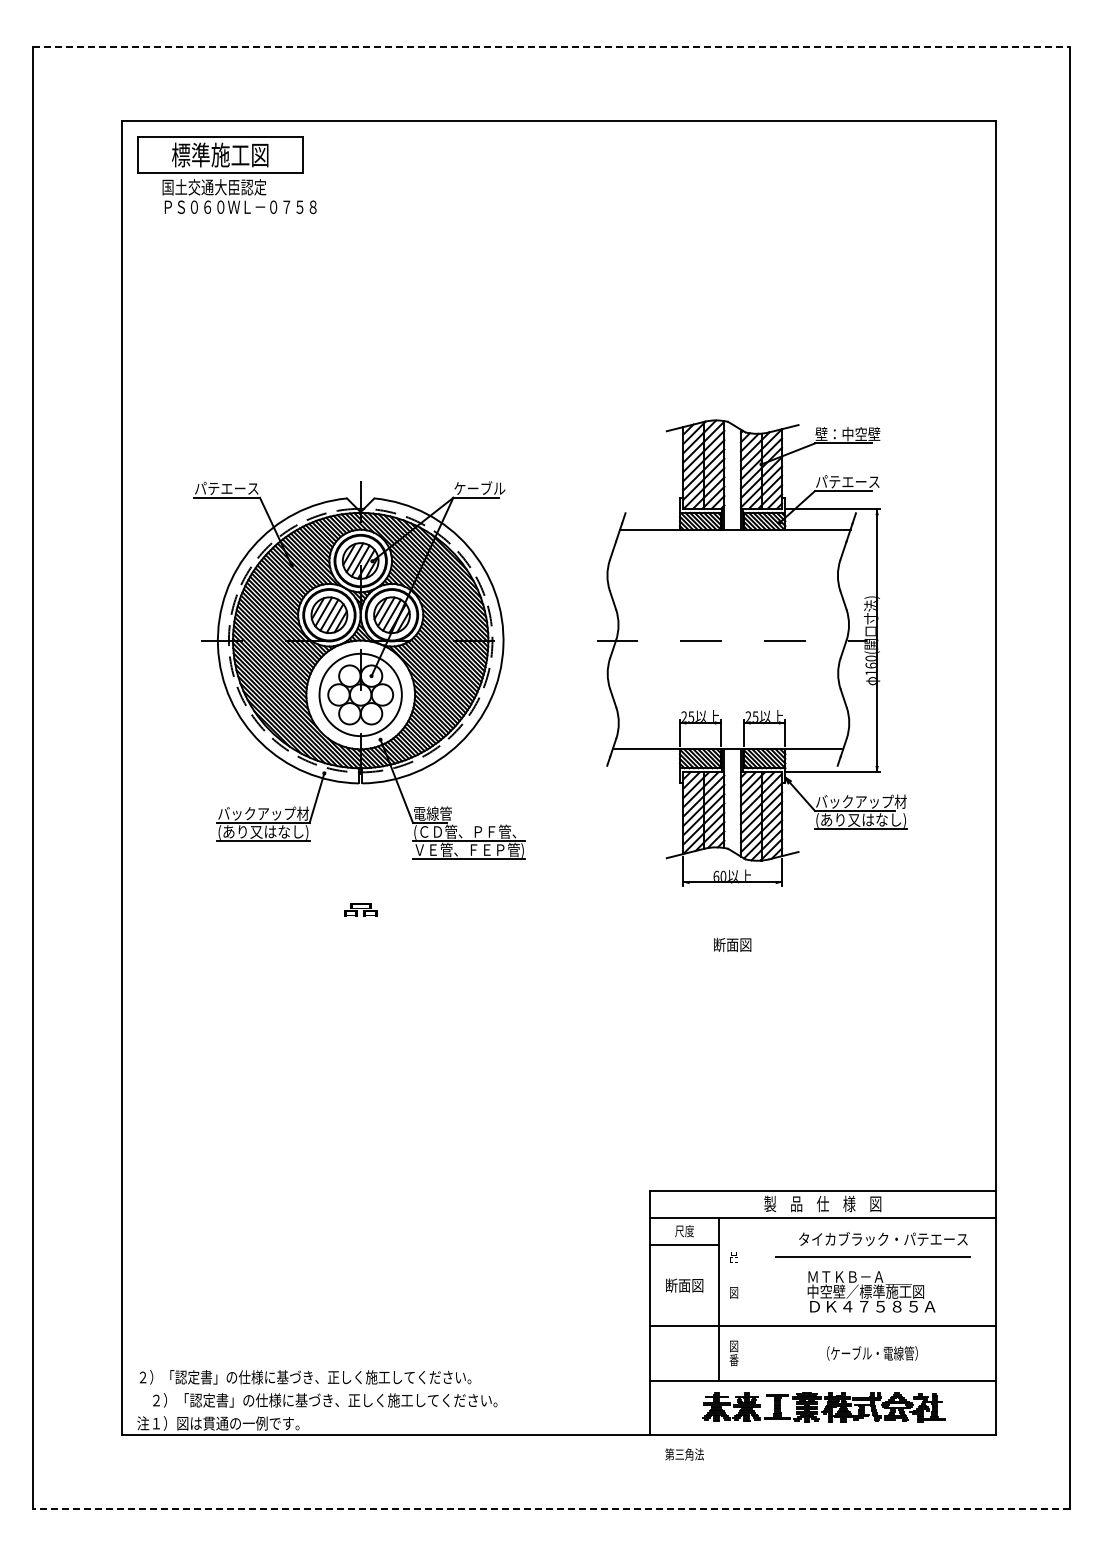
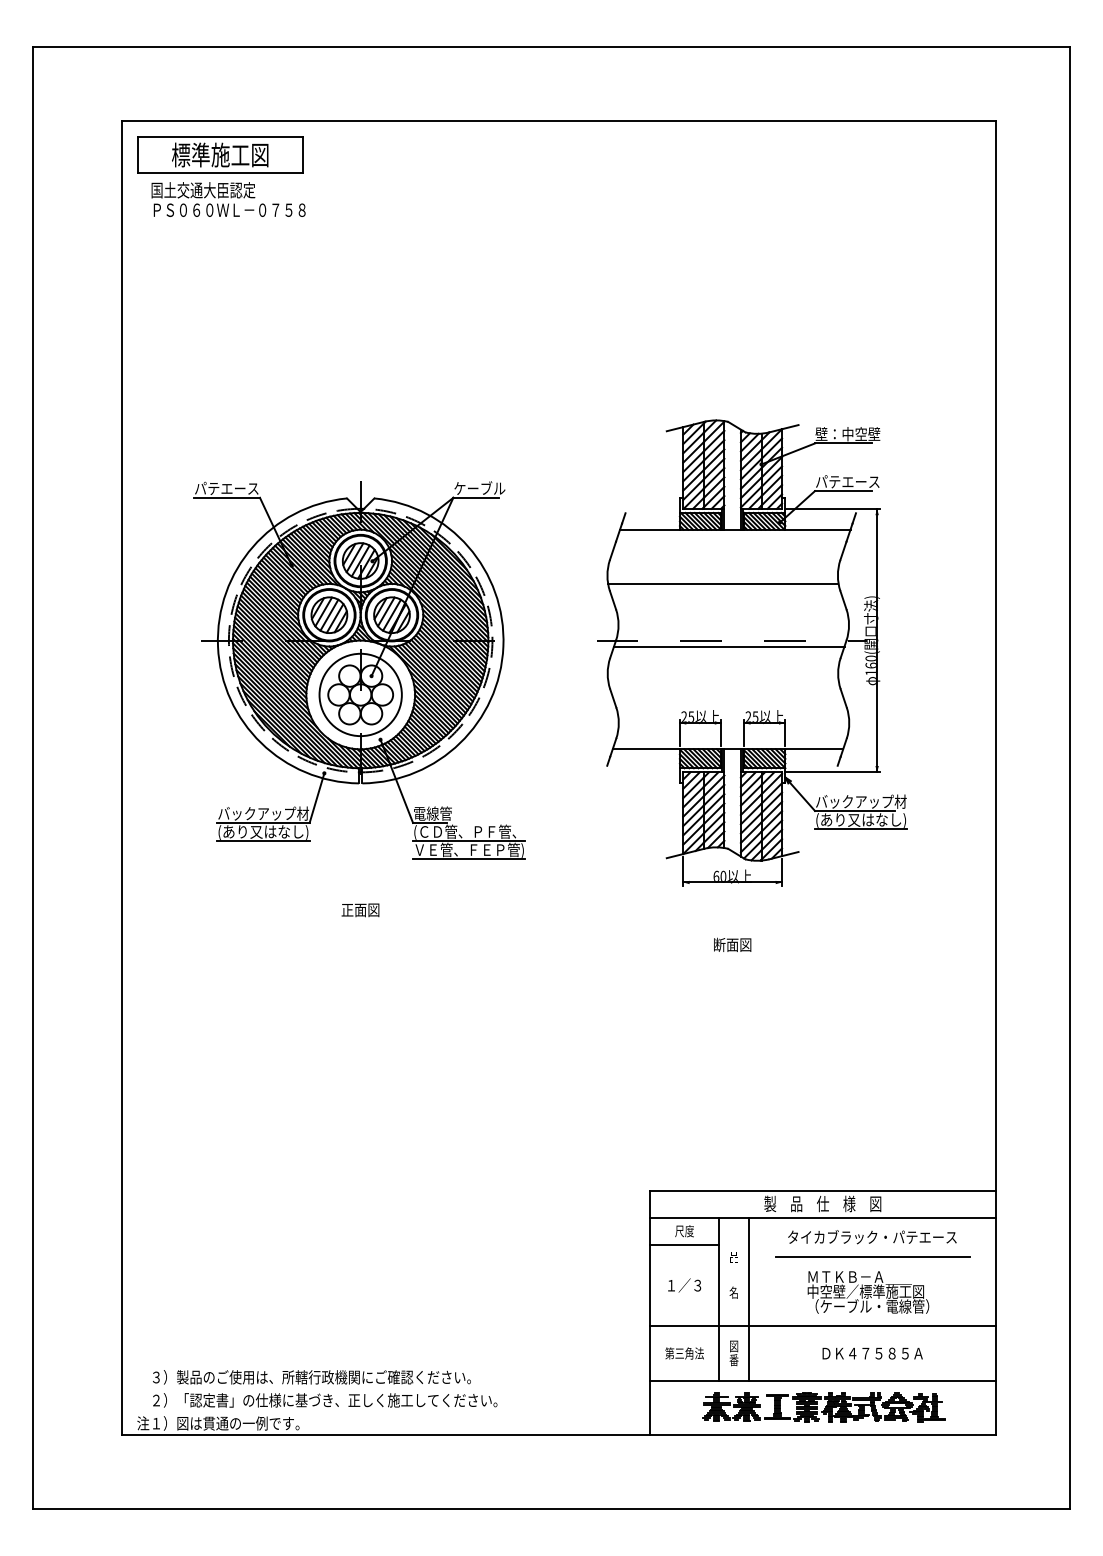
line: dashed -> solid (551, 46)
text position: (239, 196) -> (228, 199) (228, 199)
line: none -> present (723, 583)
line: none -> present (729, 646)
text: 品 -> 正面図 (360, 910)
text position: (883, 1239) -> (872, 1237) (872, 1237)
text: 断面図 -> １／３ (684, 1285)
text: 図 -> 名 (733, 1292)
line: none -> present (748, 1298)
text: ＤＫ４７５８５Ａ -> （ケーブル・電線管） (872, 1306)
text: （ケーブル・電線管） -> ＤＫ４７５８５Ａ (872, 1353)
text: ２）「認定書」の仕様に基づき、正しく施工してください。 -> ３）製品のご使用は、所轄行政機関にご確認ください。 (305, 1377)
text position: (684, 1454) -> (684, 1353) (684, 1353)
line: dashed -> solid (551, 1509)
